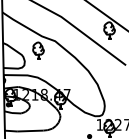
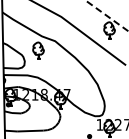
line: solid -> dashed (107, 16)
